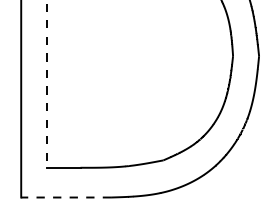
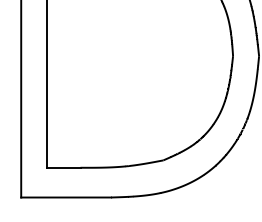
line: dashed -> solid (47, 83)
line: dashed -> solid (66, 197)
